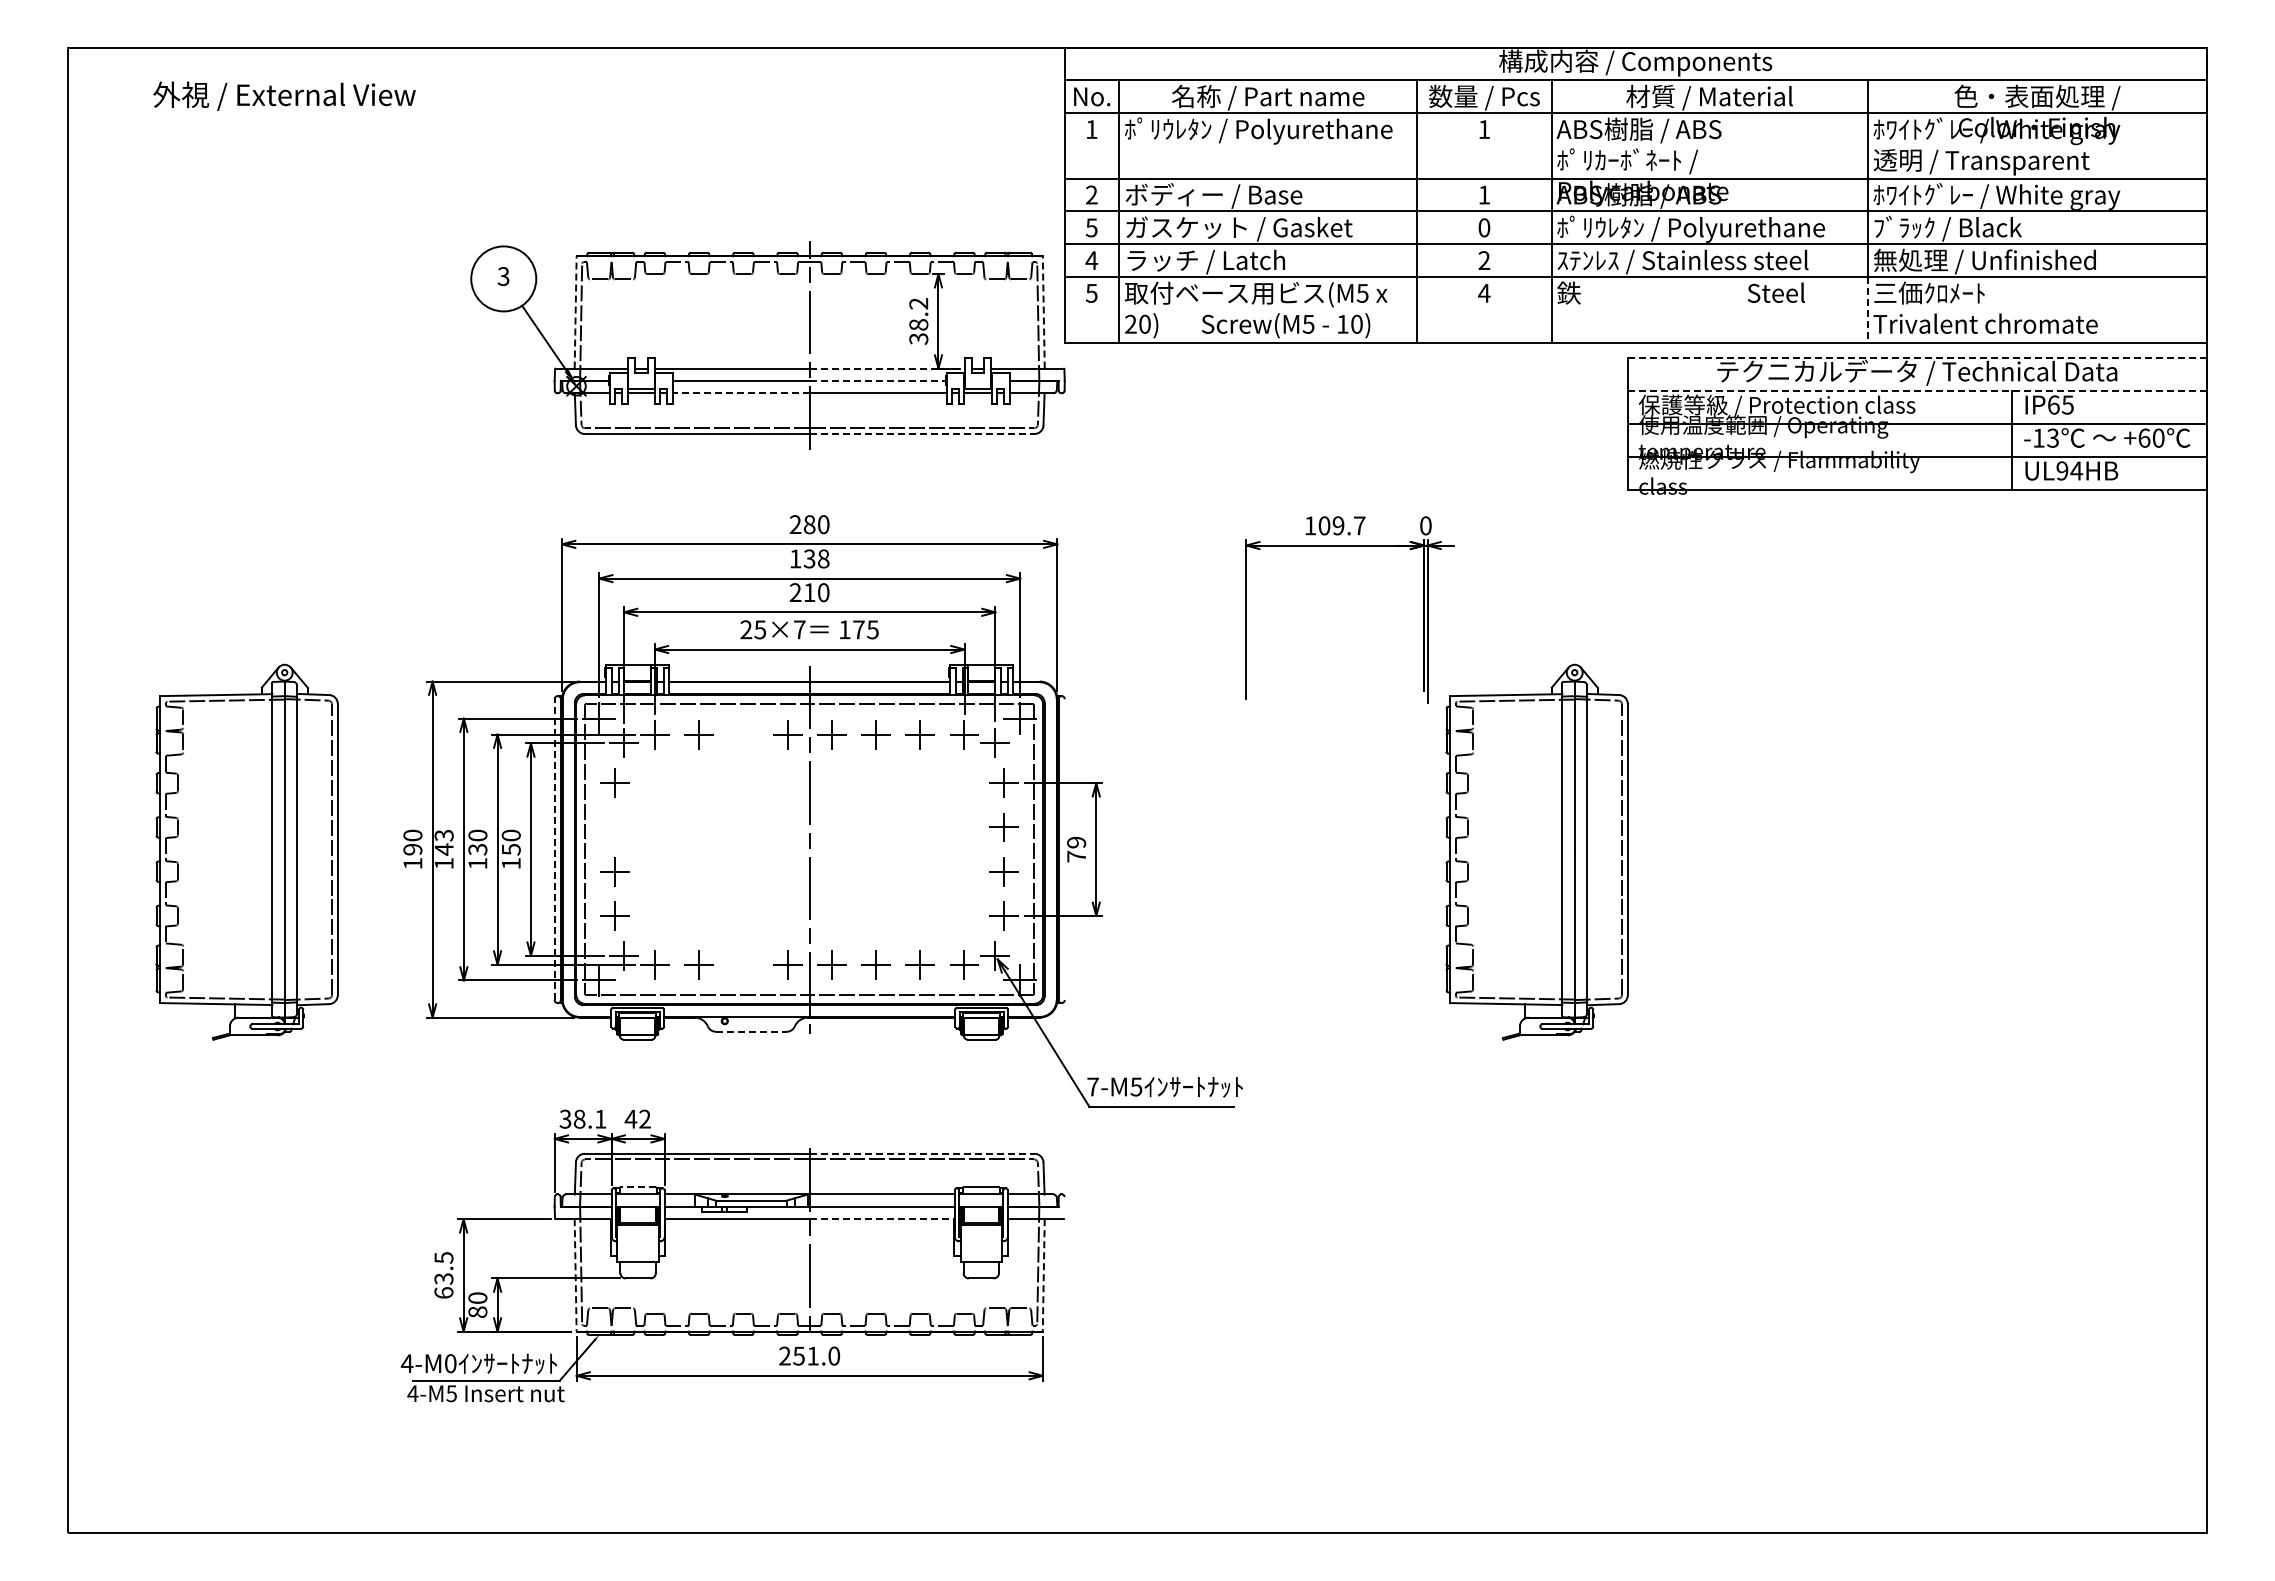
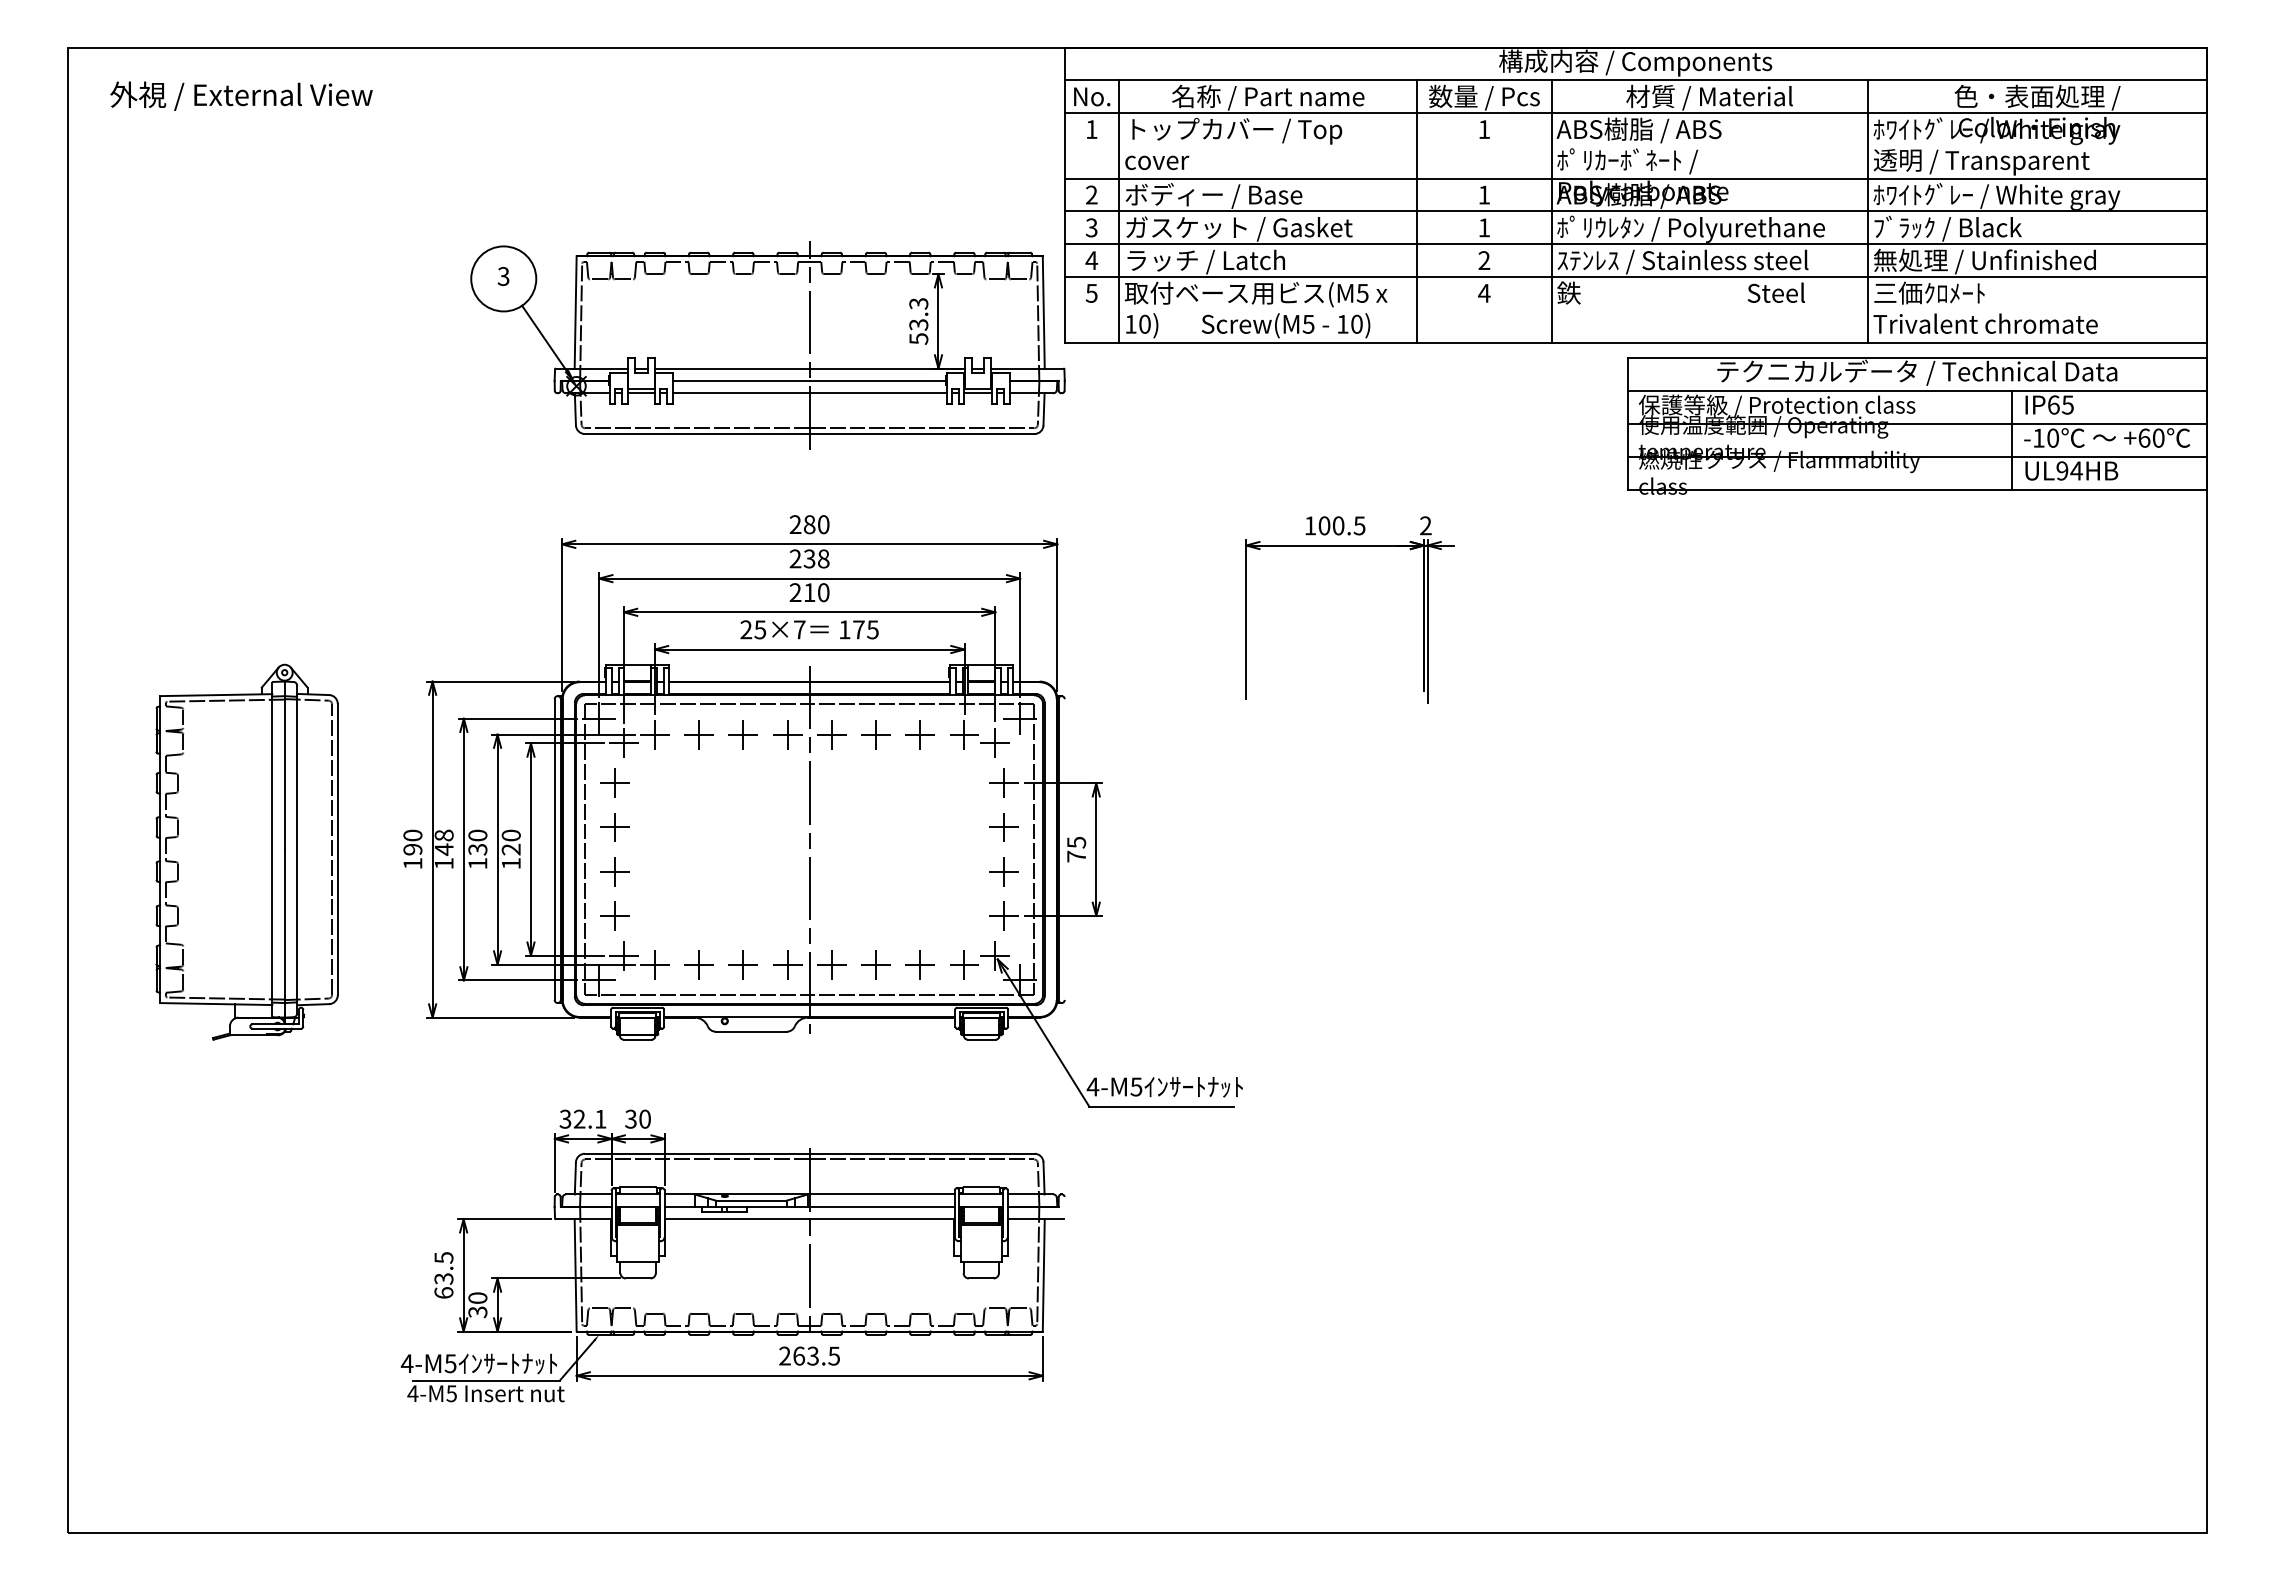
text position: (284, 95) -> (241, 95) (241, 95)
text: ﾎﾟﾘｳﾚﾀﾝ / Polyurethane -> トップカバー / Top cover (1258, 143)
text: 5 -> 3 (1091, 227)
text: 0 -> 1 (1484, 227)
line: dashed -> solid (1867, 309)
line: dashed -> solid (575, 311)
line: dashed -> solid (1043, 311)
text: 38.2 -> 53.3 (918, 321)
text: 20) -> 10) (1130, 323)
line: dashed -> solid (1917, 357)
line: dashed -> solid (887, 368)
line: dashed -> solid (877, 380)
line: dashed -> solid (1917, 390)
line: dashed -> solid (741, 393)
line: dashed -> solid (922, 433)
text: -13 -> -10 (2052, 437)
text: 109.7 -> 100.5 (1348, 525)
text: 0 -> 2 (1425, 525)
text: 138 -> 238 (795, 558)
part: none -> present (742, 734)
part: none -> present (614, 827)
text: 143 -> 148 (443, 835)
text: 79 -> 75 (1076, 842)
text: 150 -> 120 (510, 849)
line: dashed -> solid (554, 849)
part: present -> none (1536, 851)
part: none -> present (742, 964)
line: dashed -> solid (751, 1031)
text: 7-M5 -> 4-M5 (1092, 1086)
text: 38.1 -> 32.1 (579, 1118)
text: 42 -> 30 (637, 1118)
line: dashed -> solid (922, 1153)
line: dashed -> solid (638, 1187)
line: dashed -> solid (882, 1219)
line: dashed -> solid (575, 1275)
line: dashed -> solid (1043, 1275)
text: 80 -> 30 (477, 1312)
text: 251.0 -> 263.5 (816, 1355)
text: 4-M0 -> 4-M5 (450, 1363)
